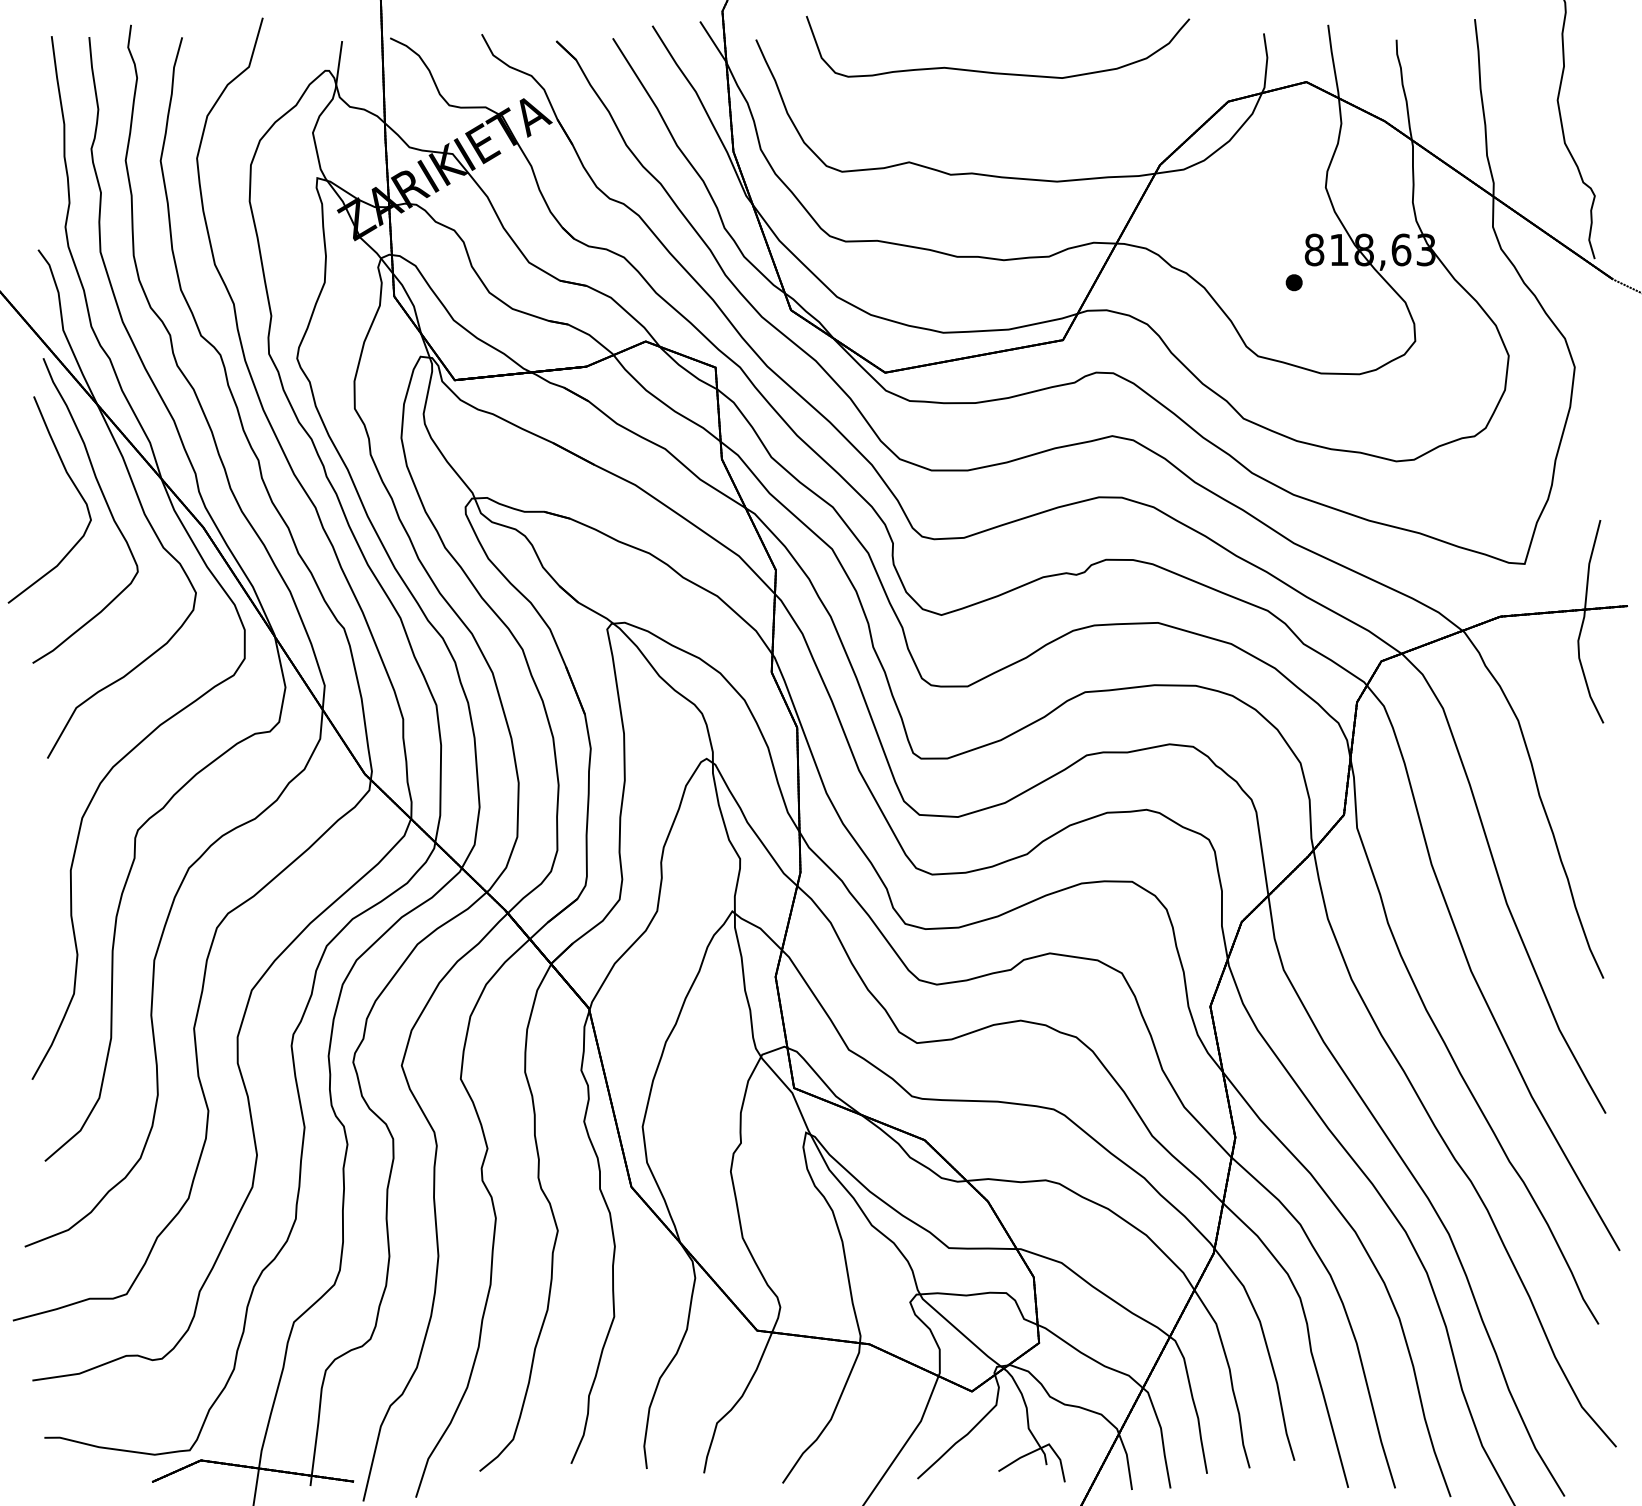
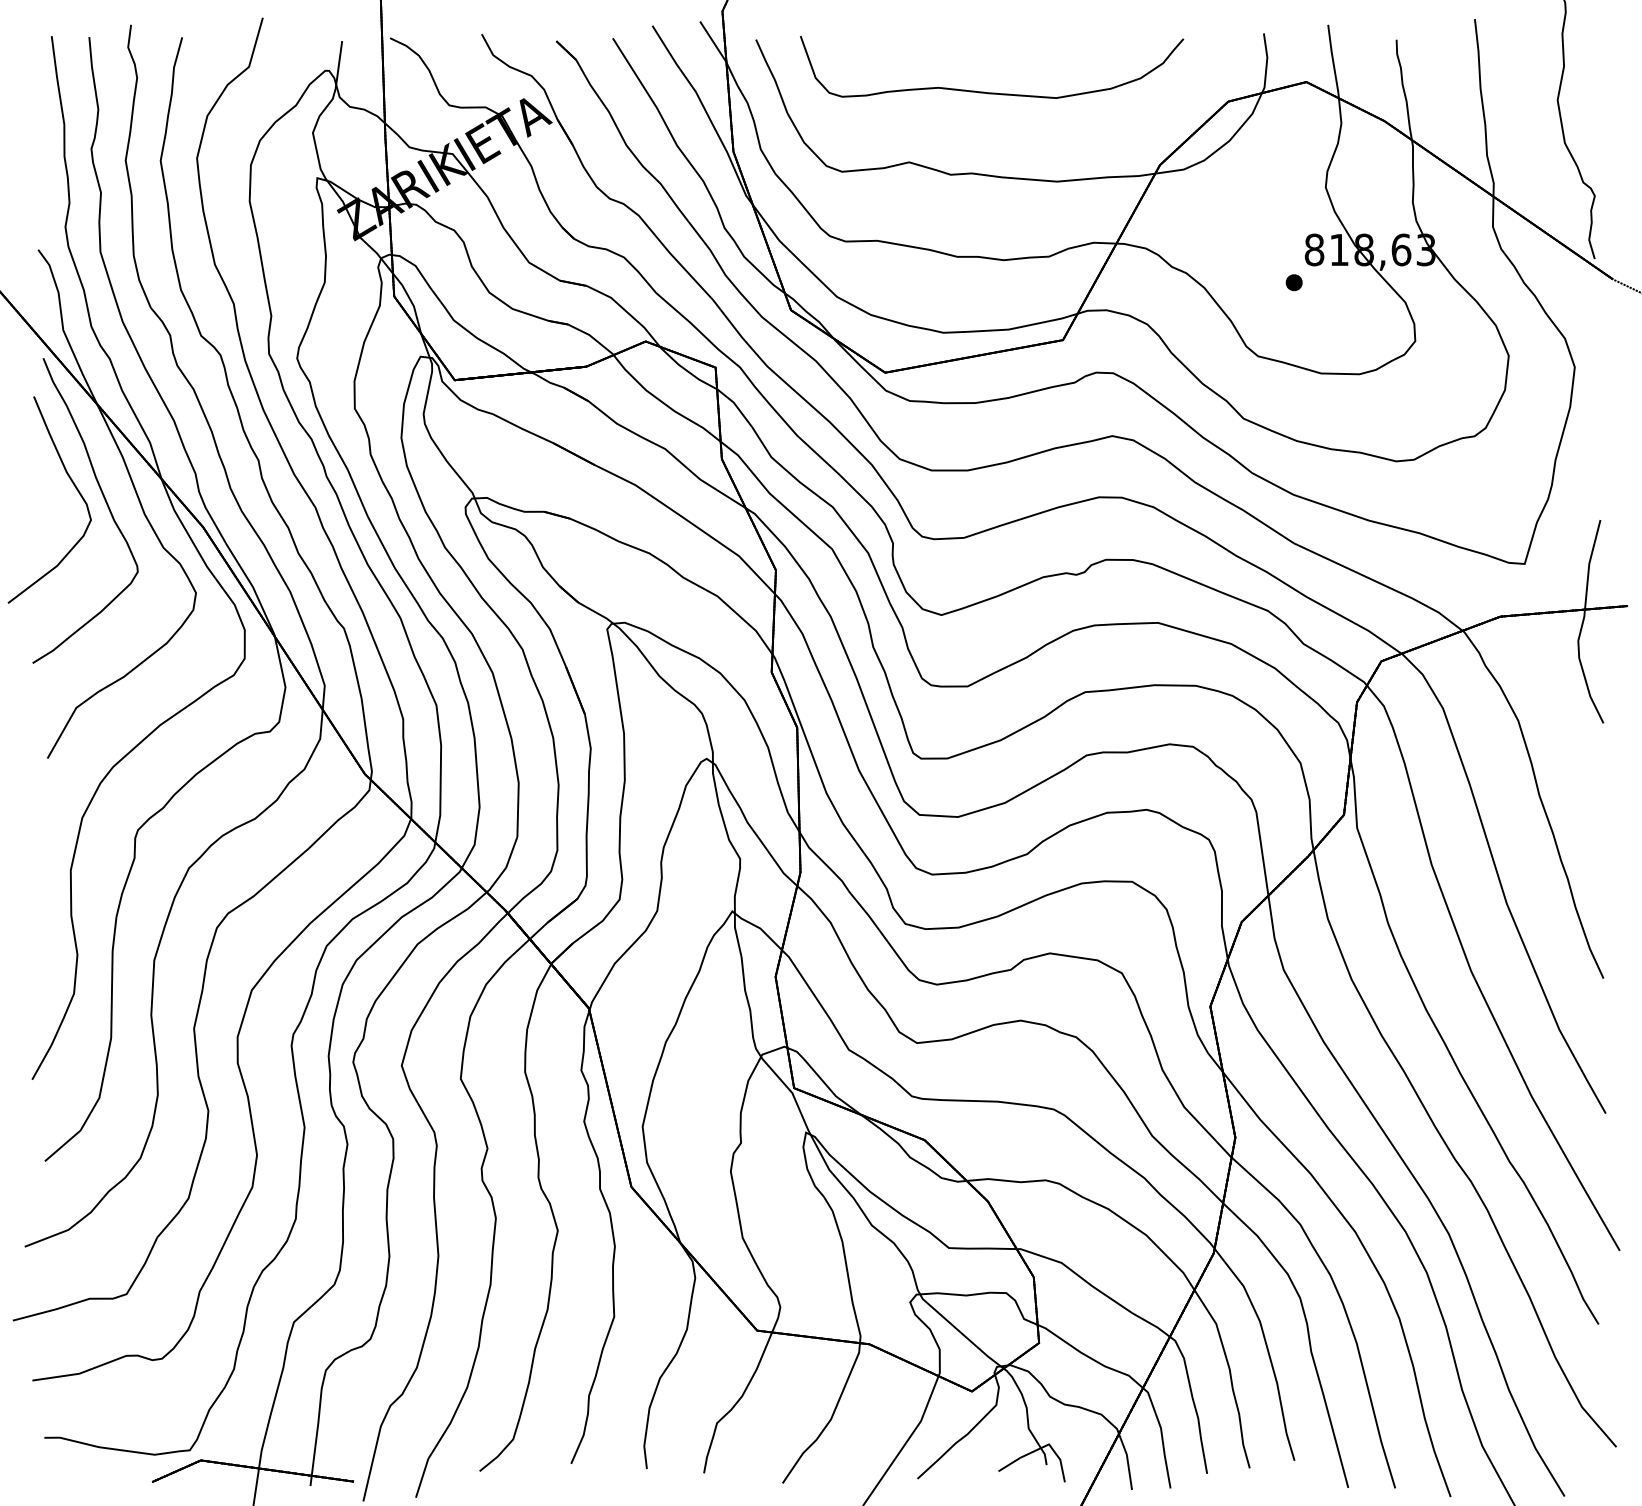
part position: (998, 72) -> (992, 92) (992, 92)
